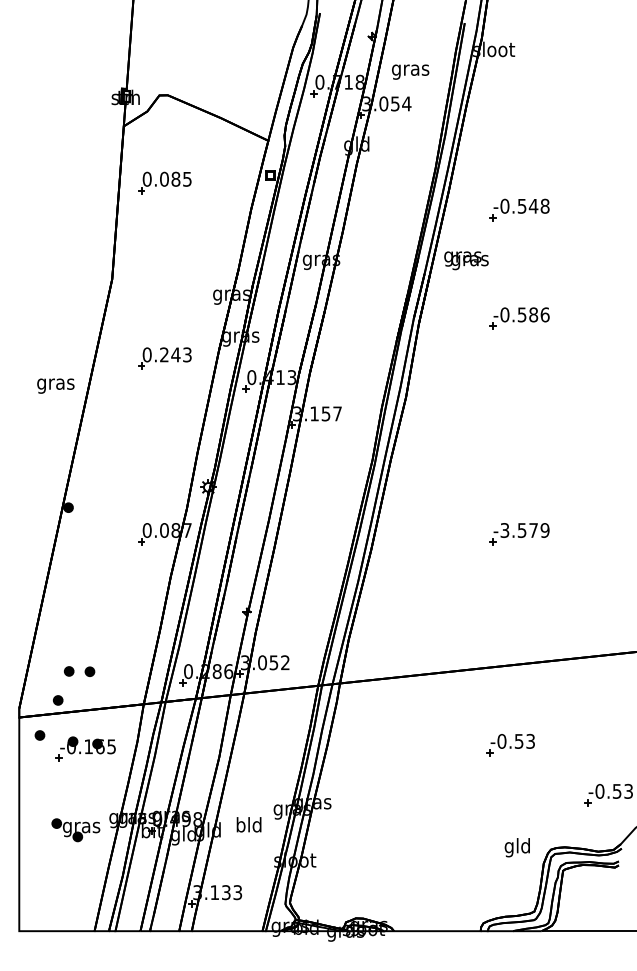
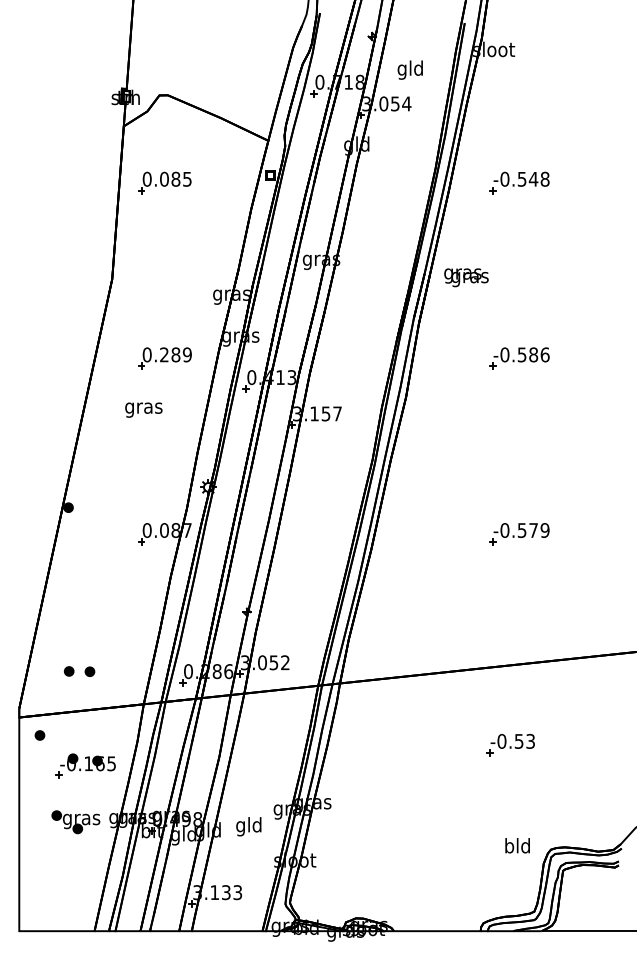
text: gras -> gld (410, 69)
part position: (519, 209) -> (519, 182) (519, 182)
text position: (466, 260) -> (466, 277) (466, 277)
part position: (519, 318) -> (519, 358) (519, 358)
text: 0.243 -> 0.289 (181, 354)
text position: (55, 385) -> (143, 409) (143, 409)
text: -3.579 -> -0.579 (504, 530)
part: present -> none (57, 700)
part position: (85, 748) -> (85, 765) (85, 765)
part: present -> none (608, 795)
text: bld -> gld (240, 826)
part position: (75, 830) -> (75, 822) (75, 822)
text: gld -> bld (509, 847)
